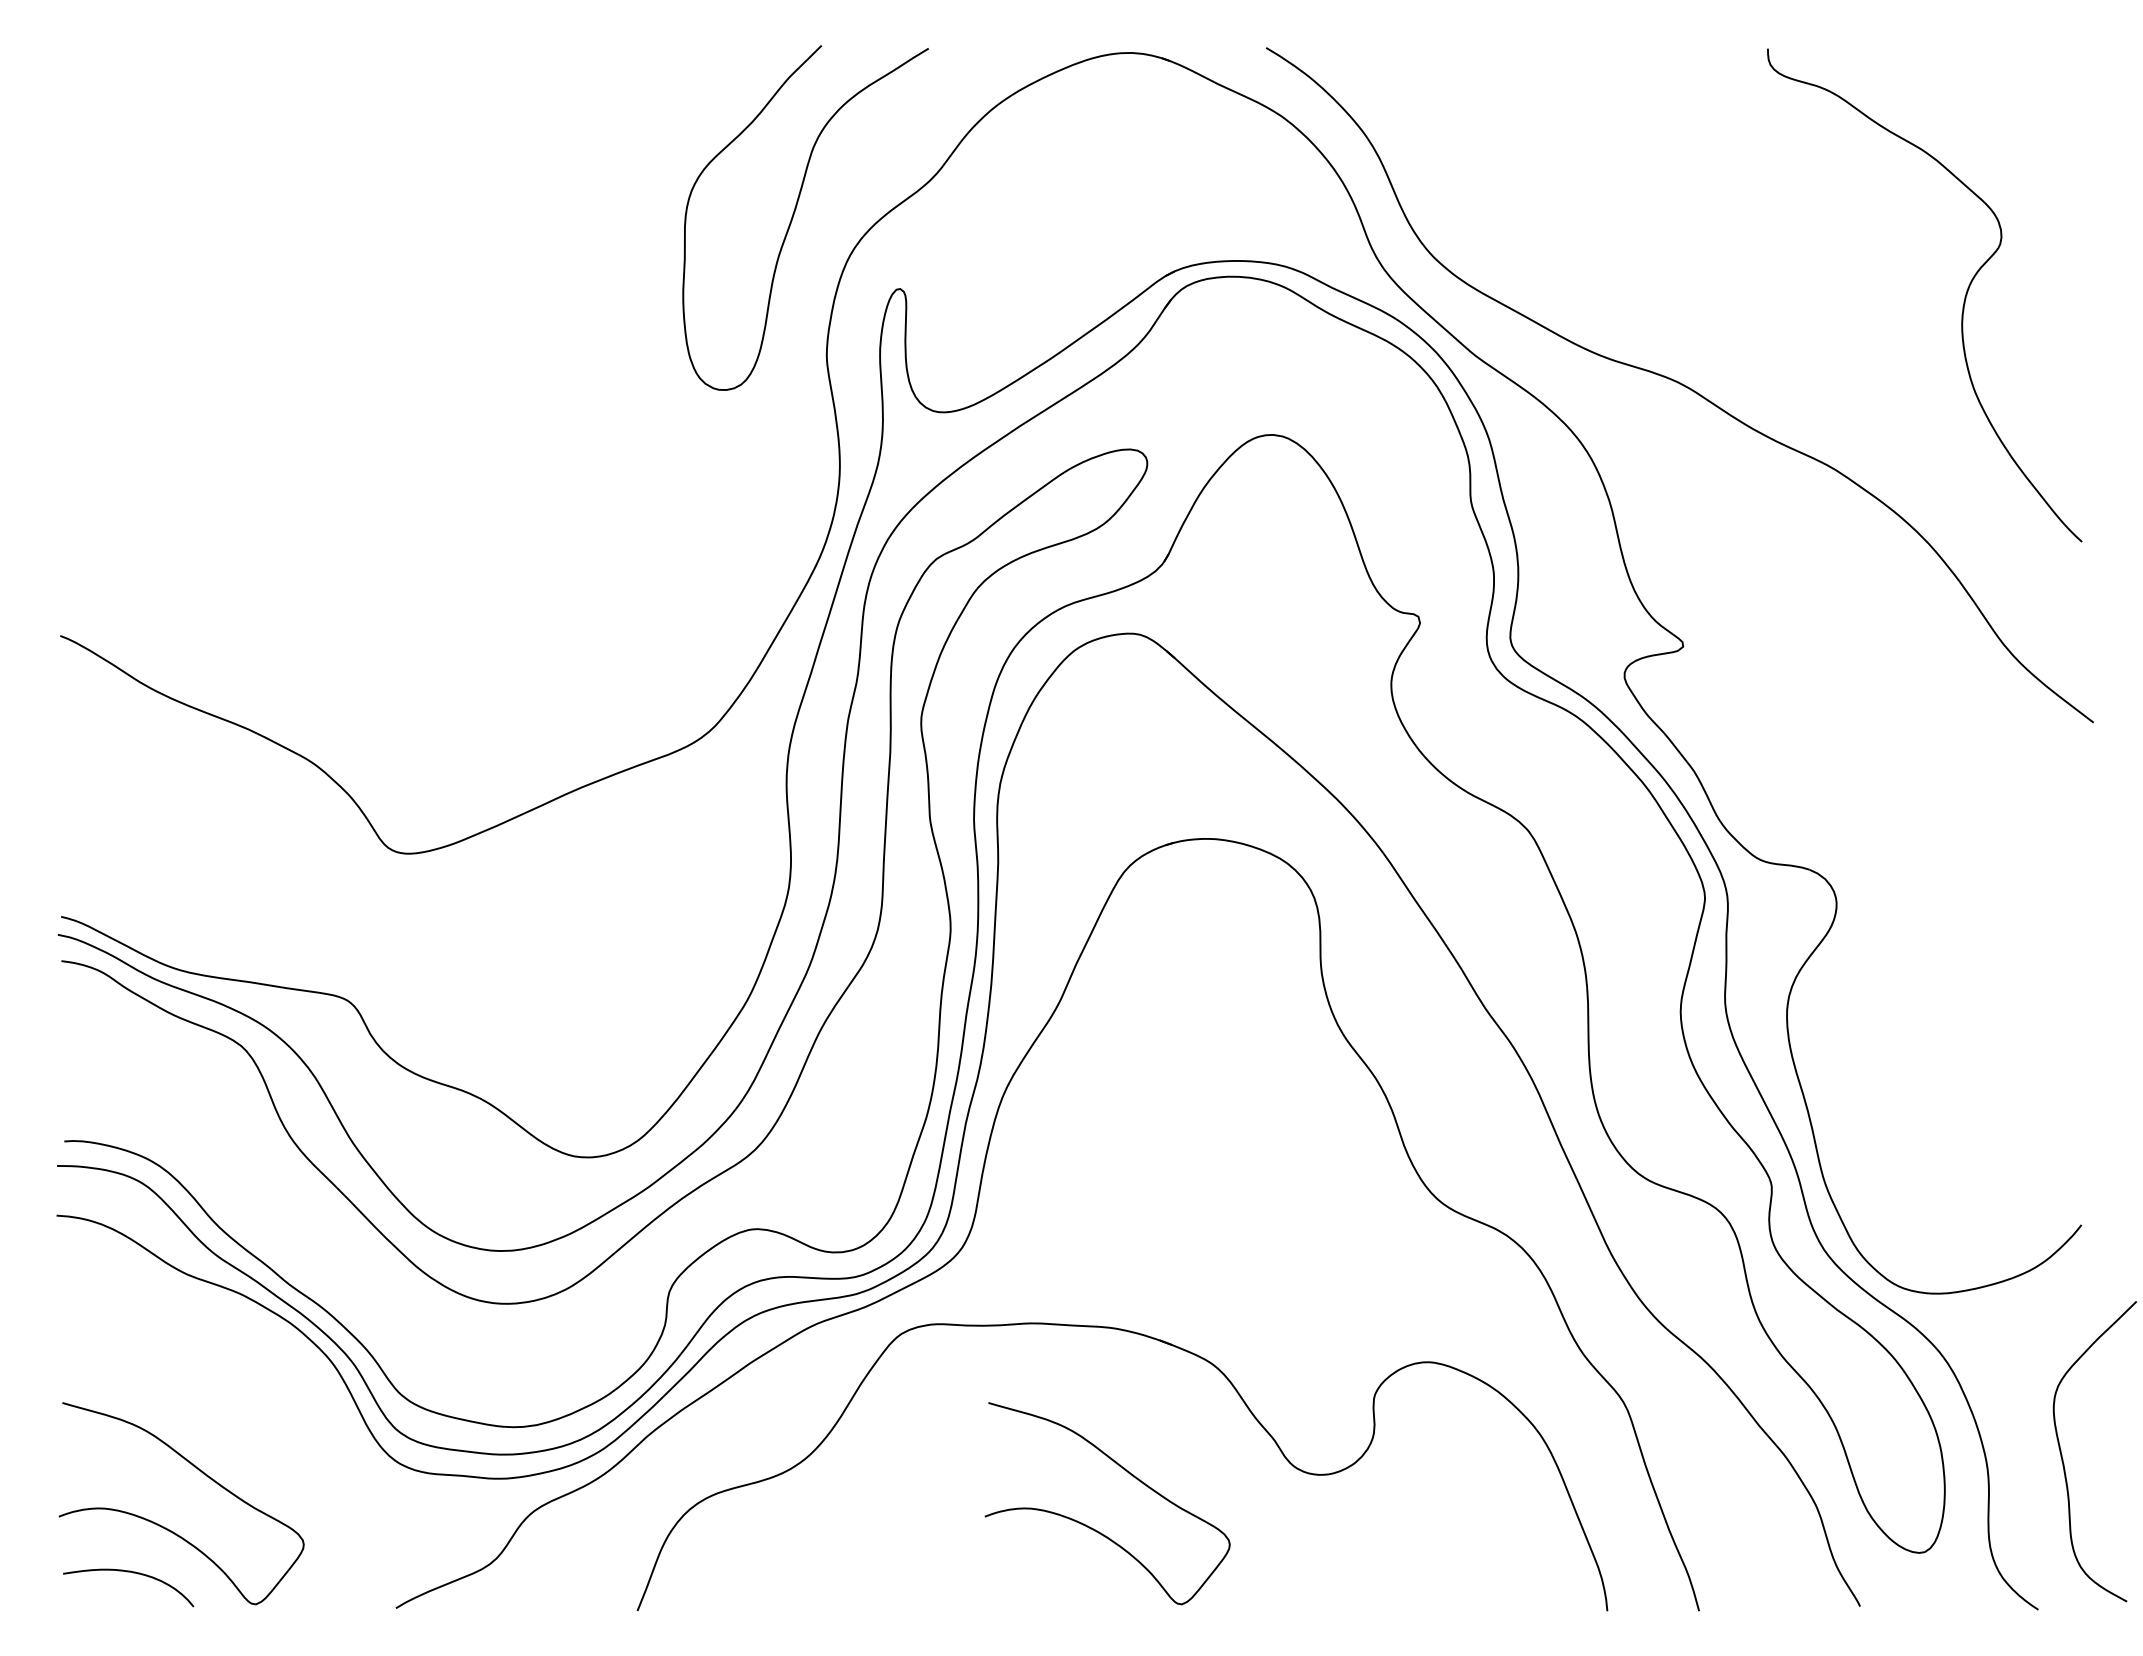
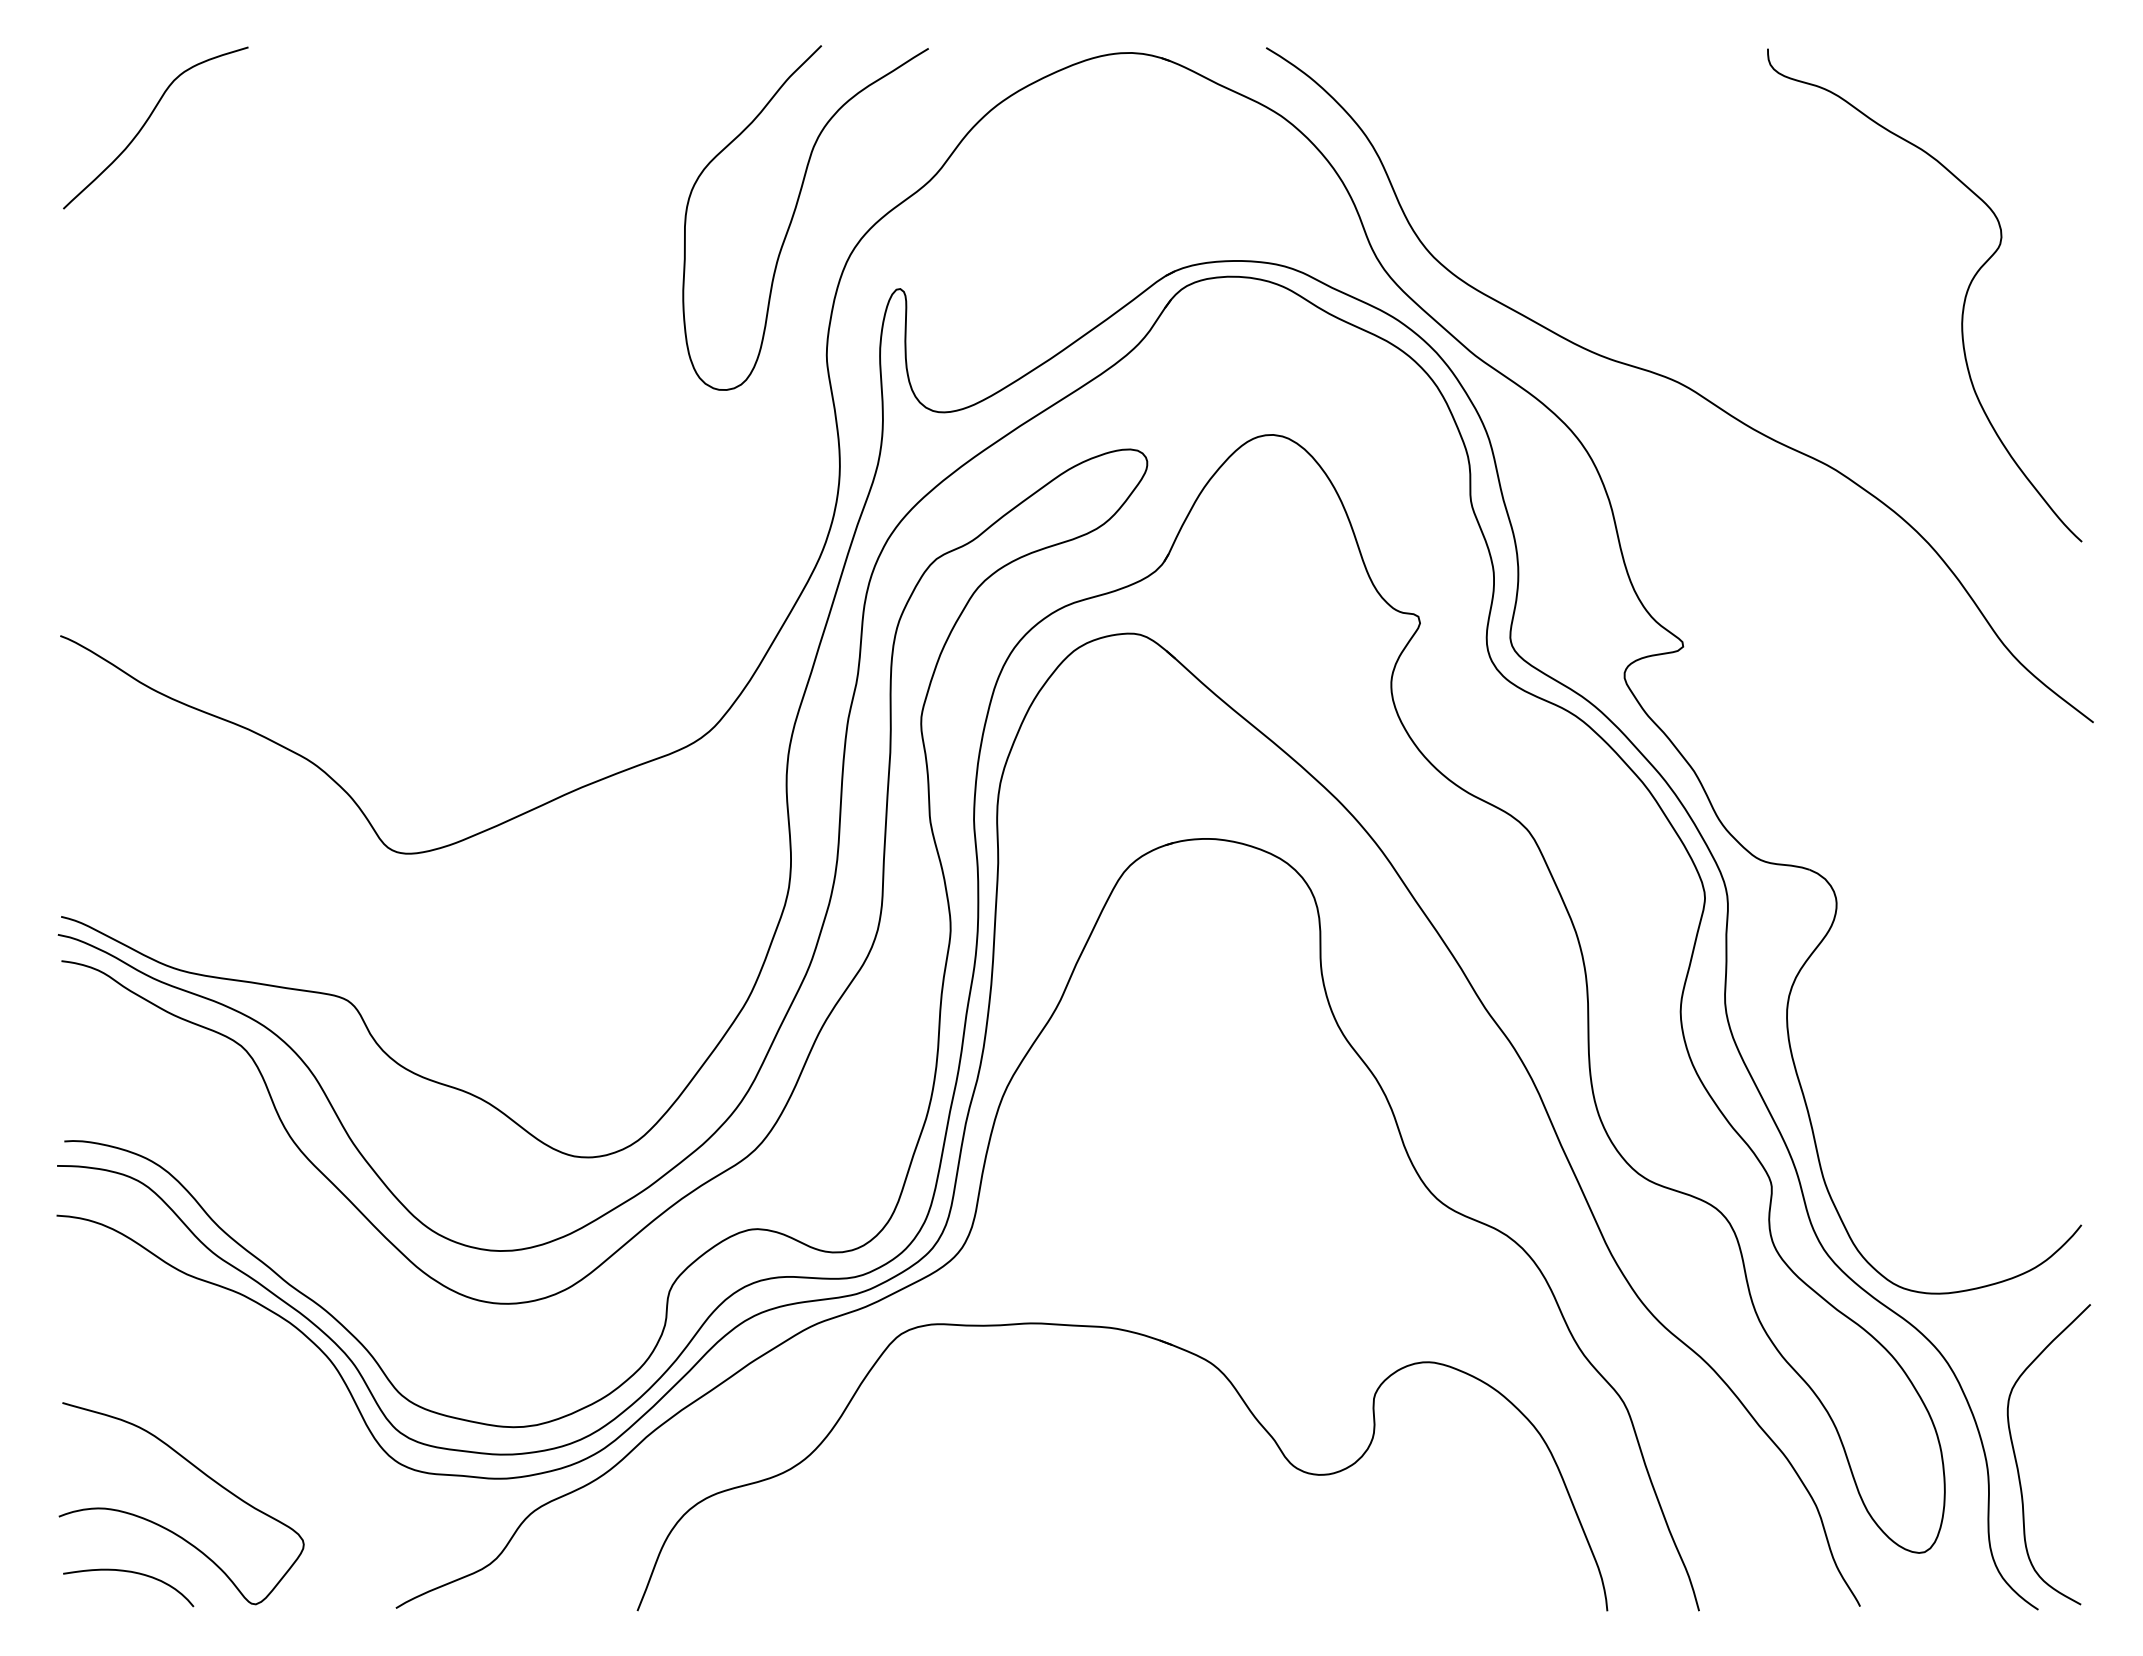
curve: none -> present (146, 123)
curve position: (2063, 1459) -> (2017, 1462) (2017, 1462)
curve: present -> none (1095, 1529)
